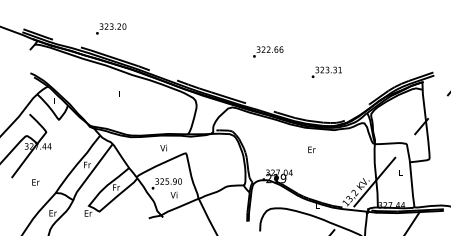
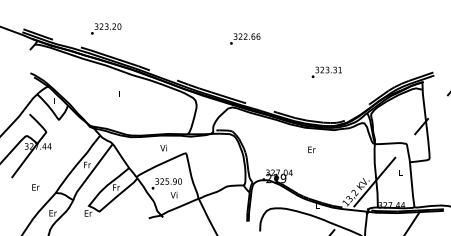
text position: (111, 28) -> (106, 28) (106, 28)
text position: (268, 51) -> (245, 38) (245, 38)
text position: (35, 182) -> (35, 187) (35, 187)
